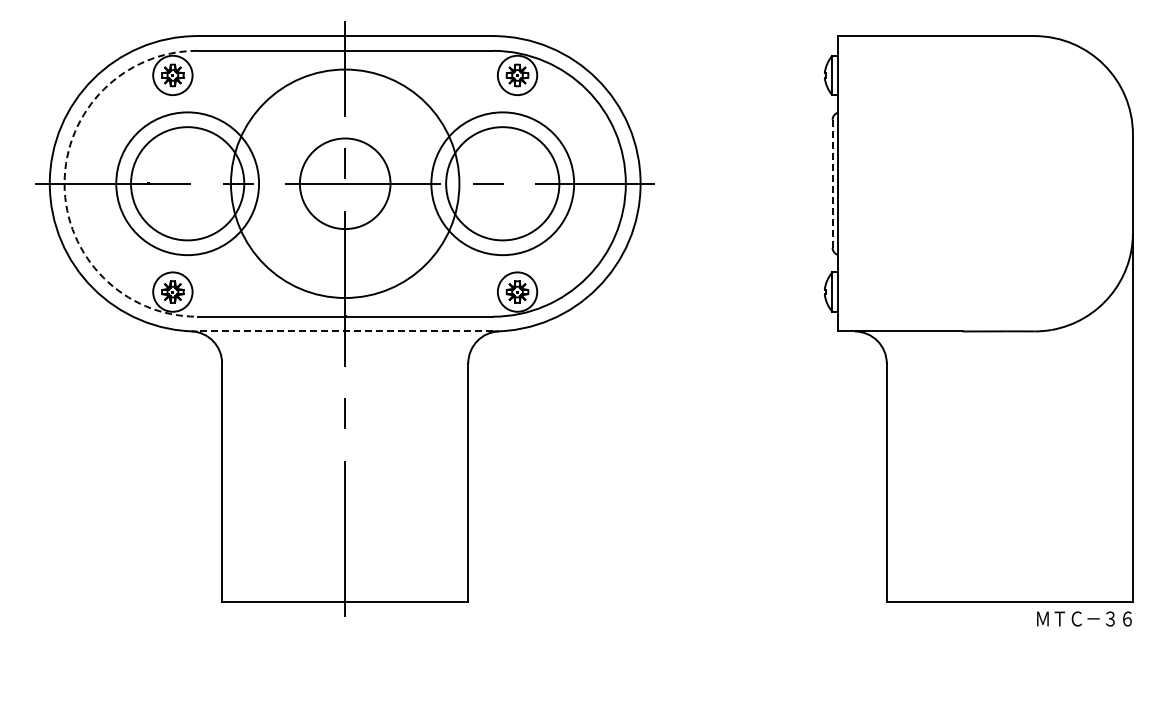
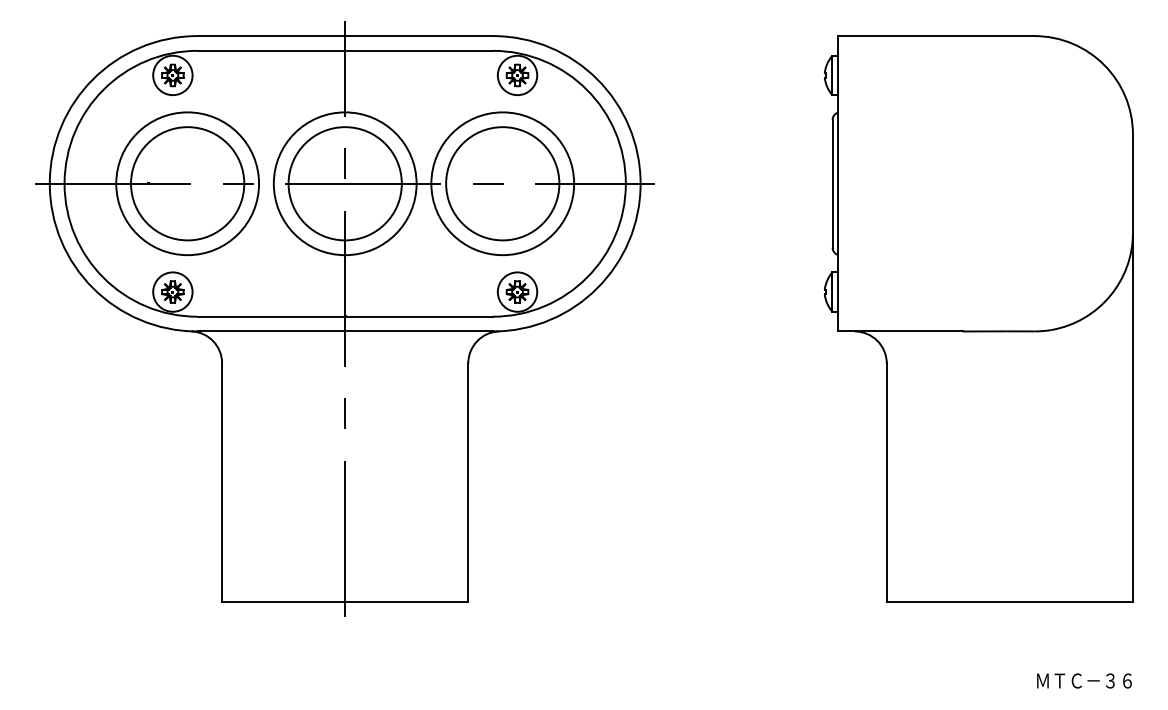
arc: dashed -> solid (64, 183)
circle diameter: 228 px -> 143 px (344, 183)
circle diameter: 91 px -> 113 px (344, 183)
line: dashed -> solid (832, 183)
line: dashed -> solid (345, 331)
text position: (1084, 618) -> (1084, 680) (1084, 680)
